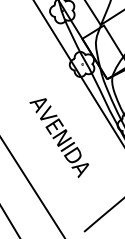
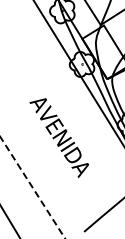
line: solid -> dashed (32, 187)
